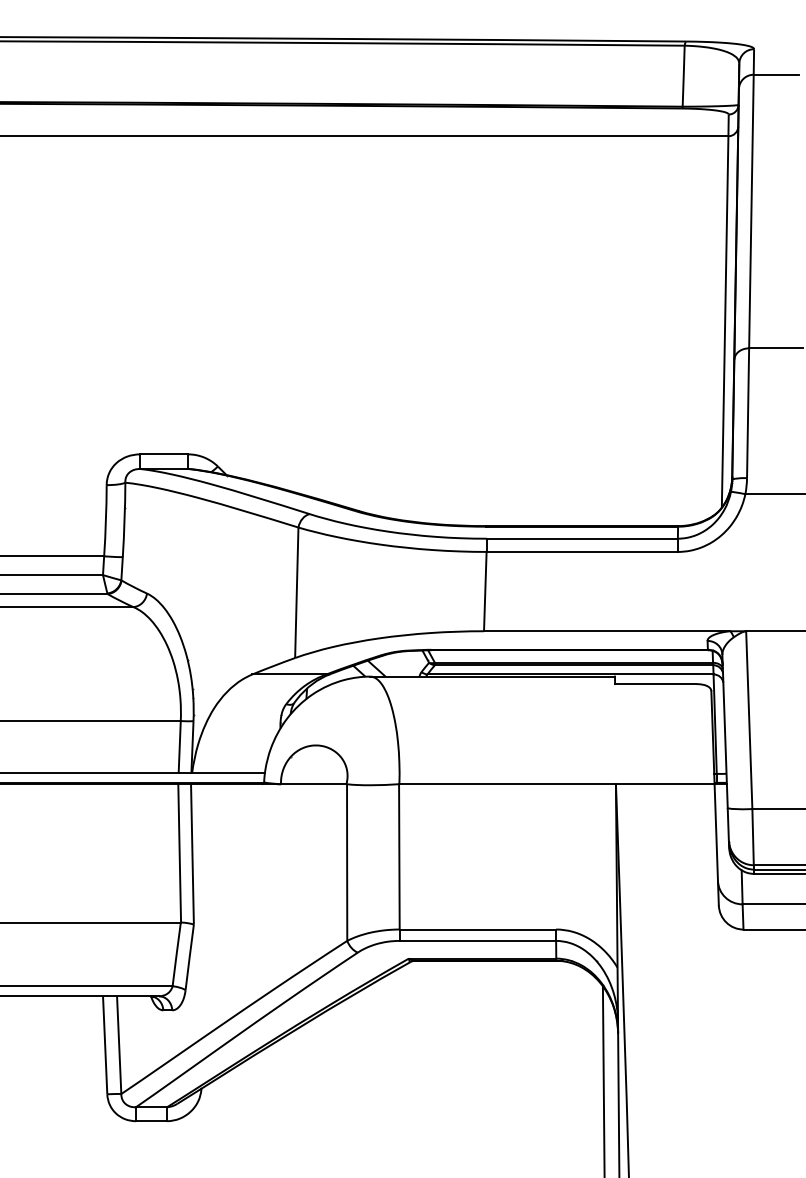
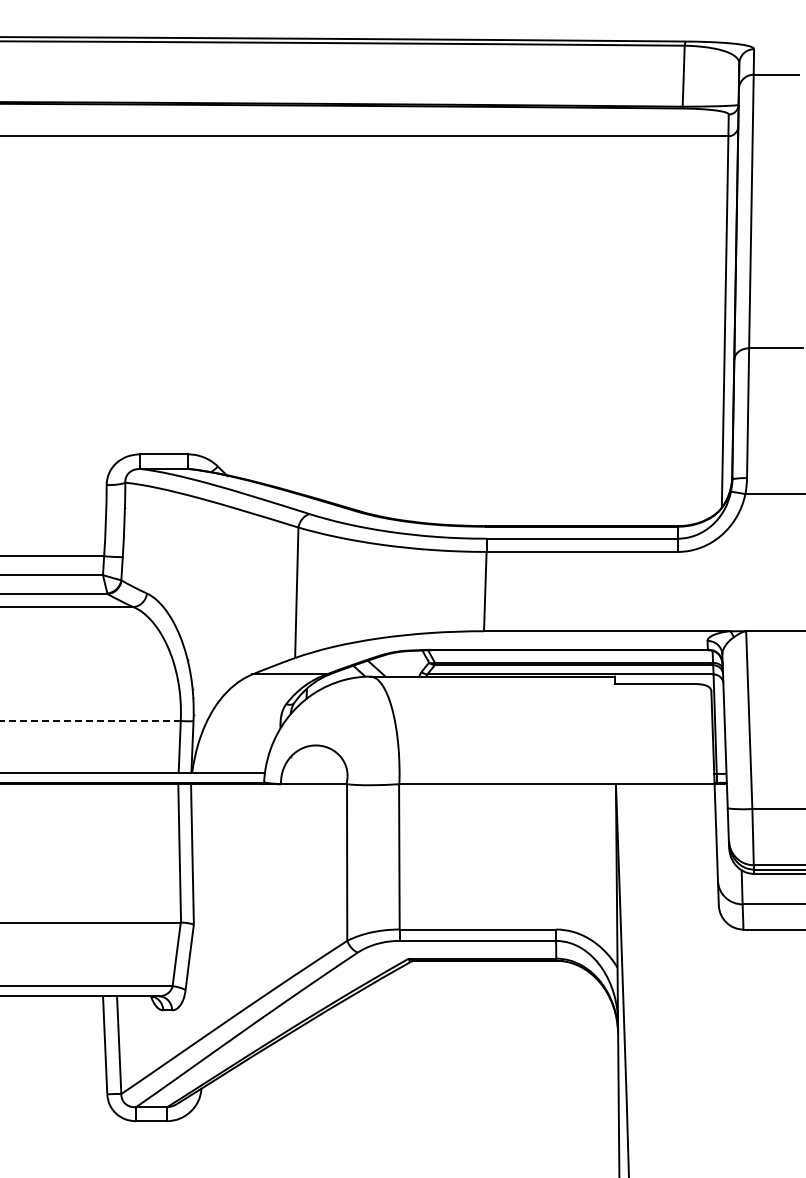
line: solid -> dashed (90, 721)
line: present -> none (603, 1080)
